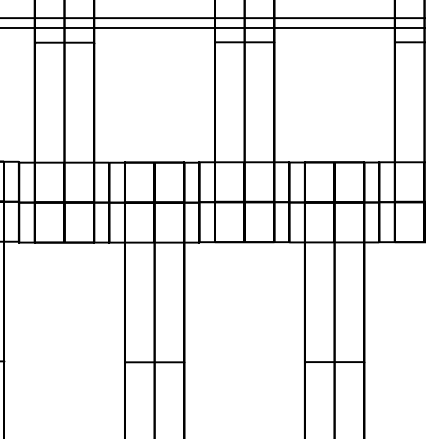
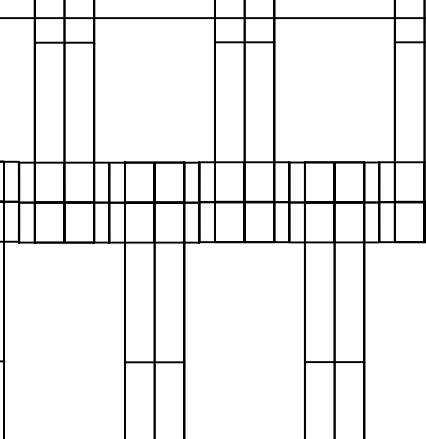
line: present -> none (212, 28)
